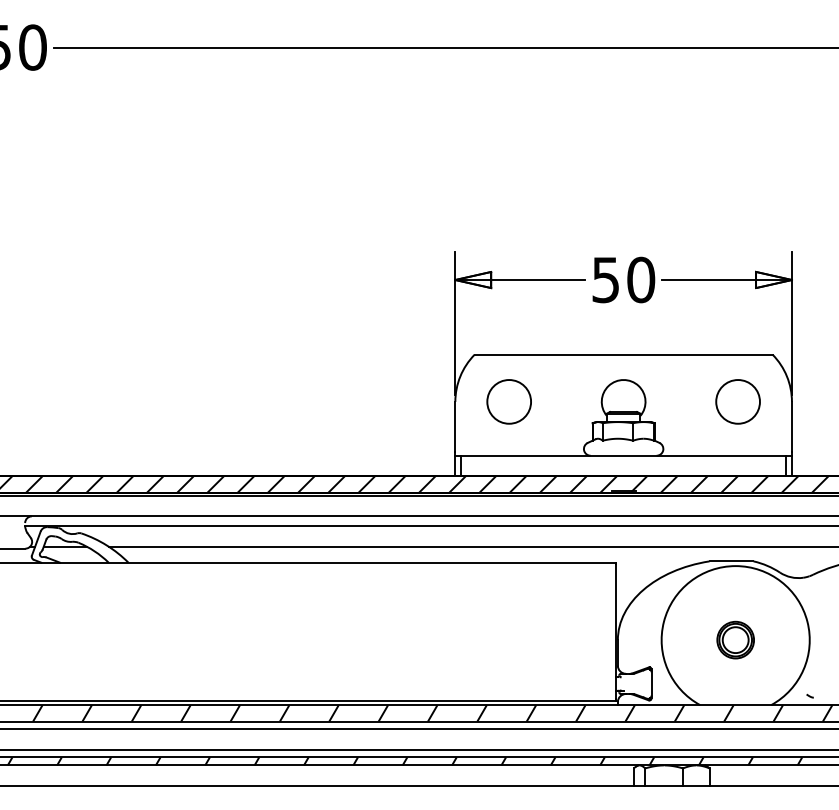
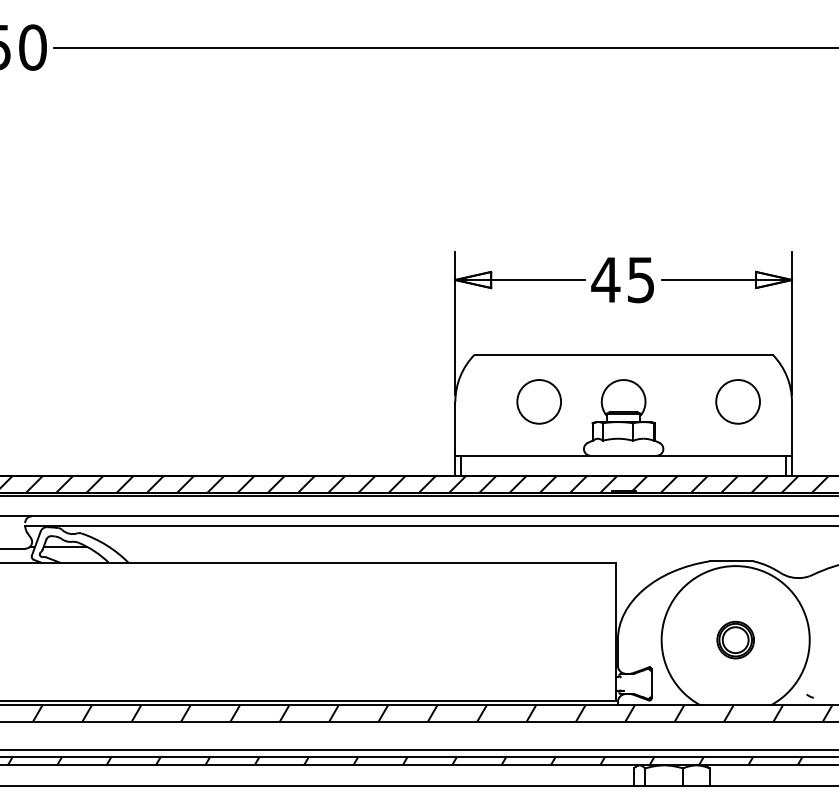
text: 50 -> 45 (623, 279)
circle position: (508, 401) -> (538, 401) (538, 401)
line: present -> none (471, 546)
line: present -> none (418, 728)
